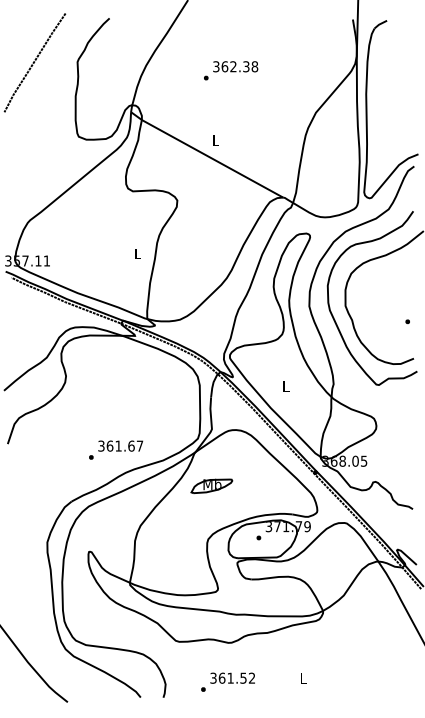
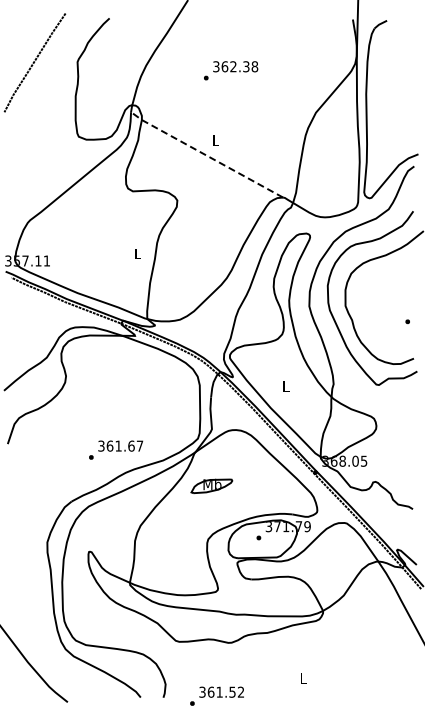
line: solid -> dashed (205, 154)
text position: (227, 681) -> (216, 695) (216, 695)
